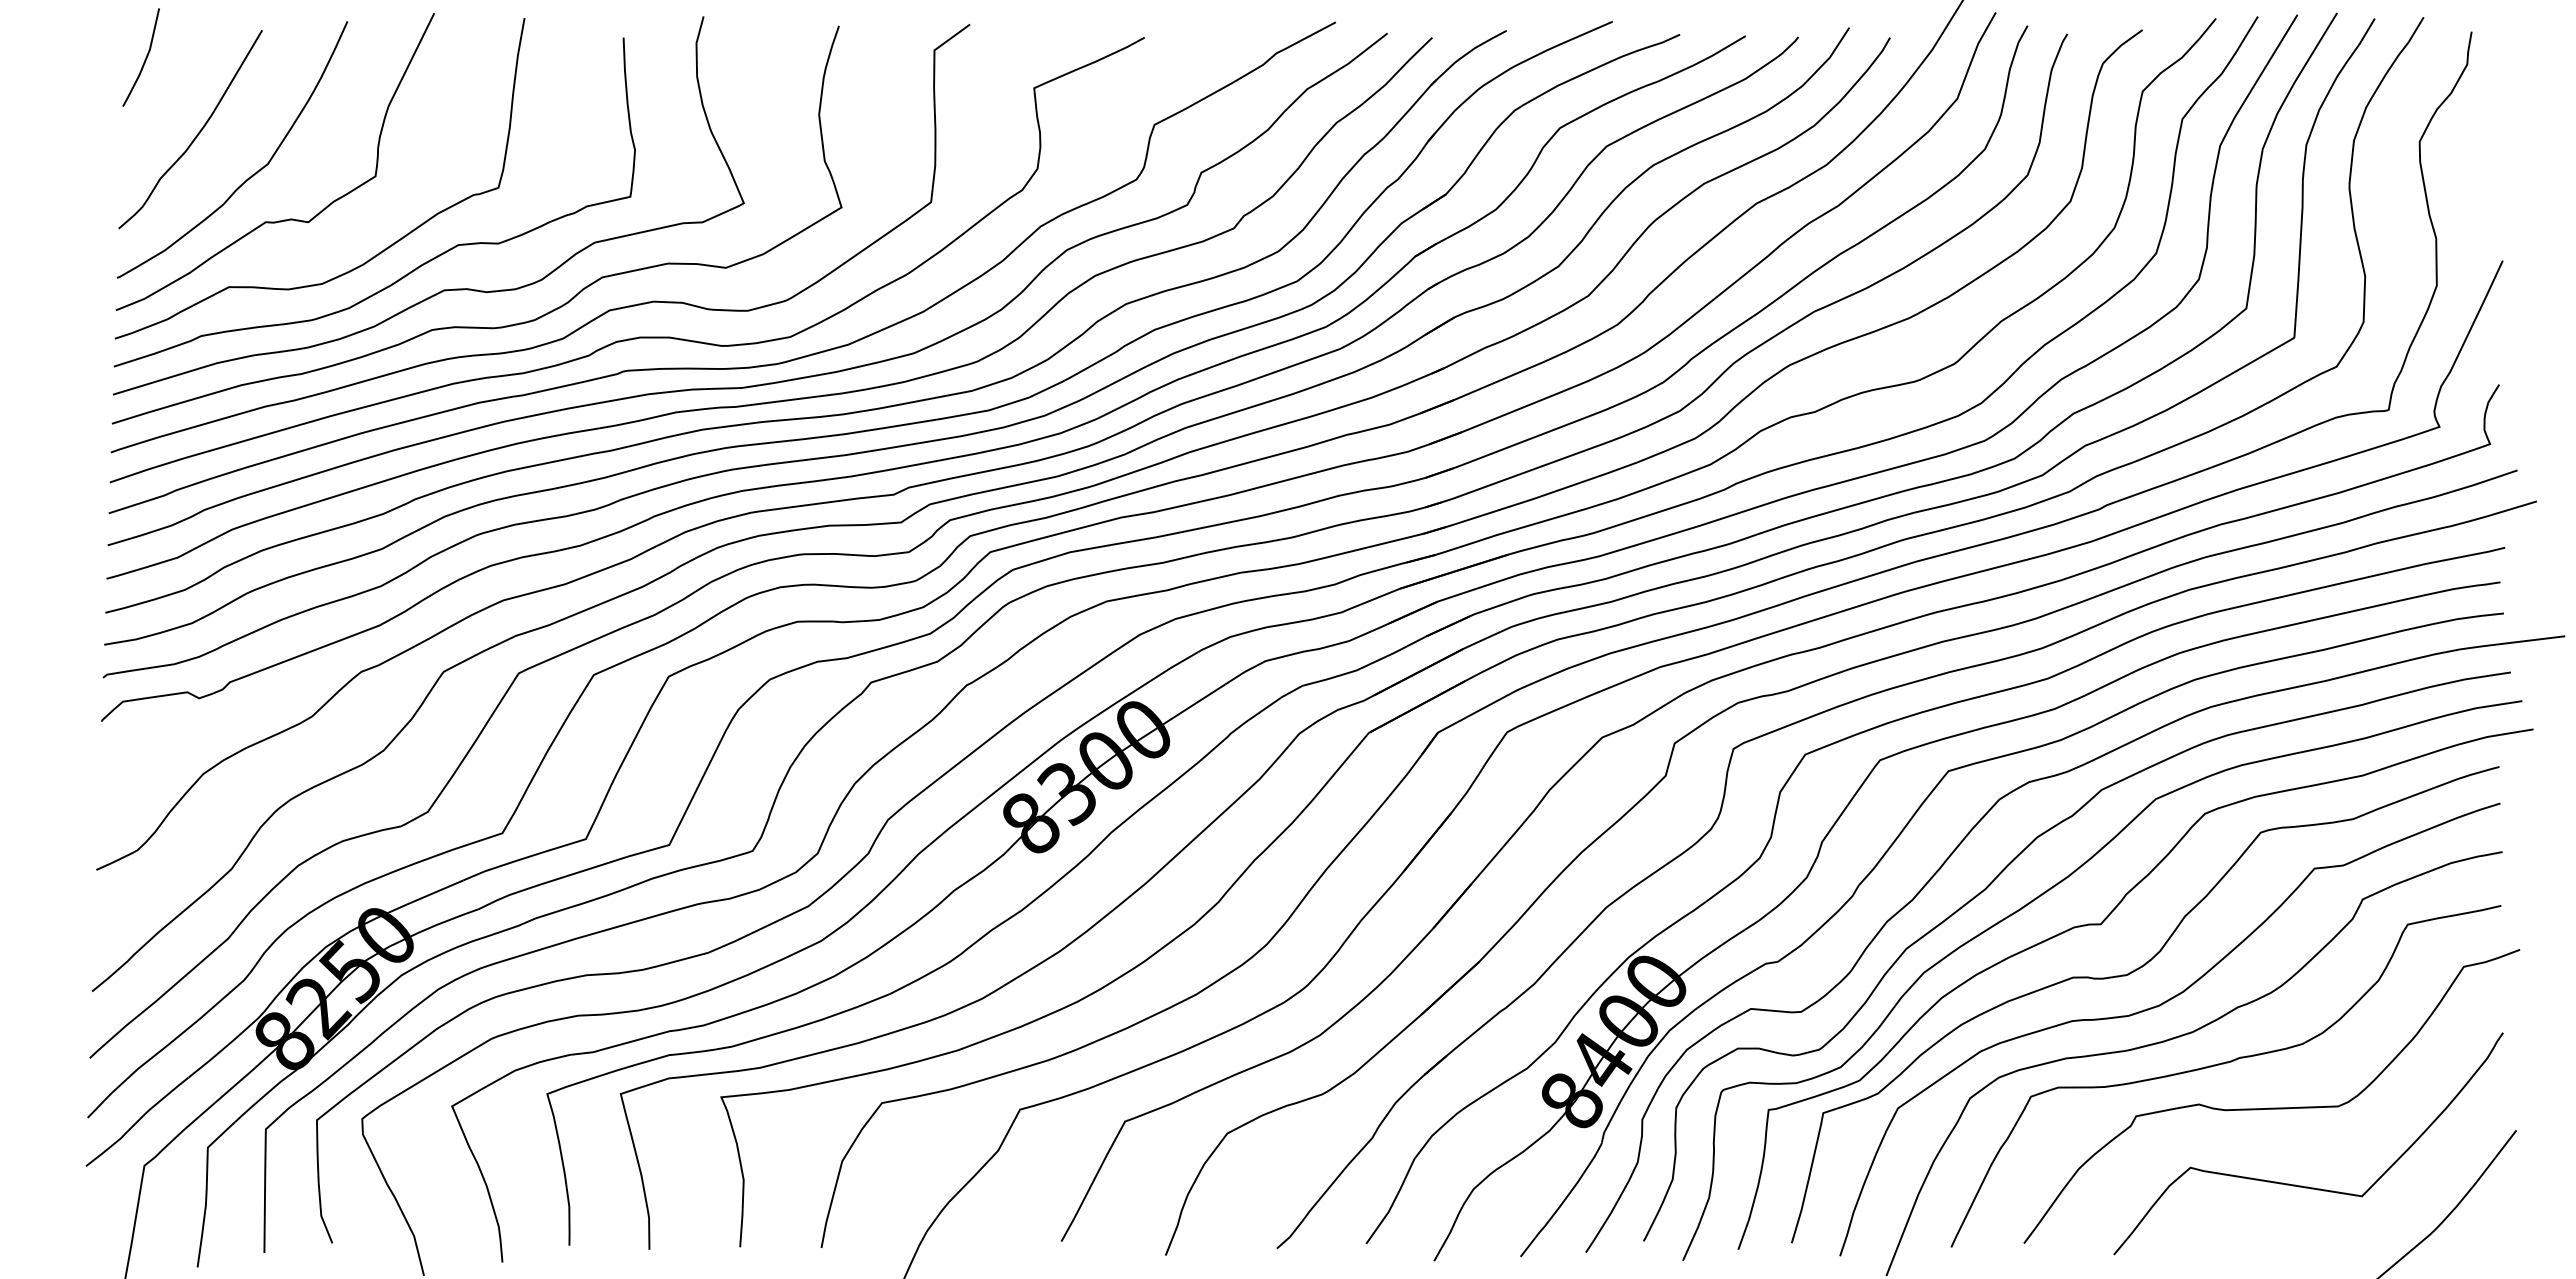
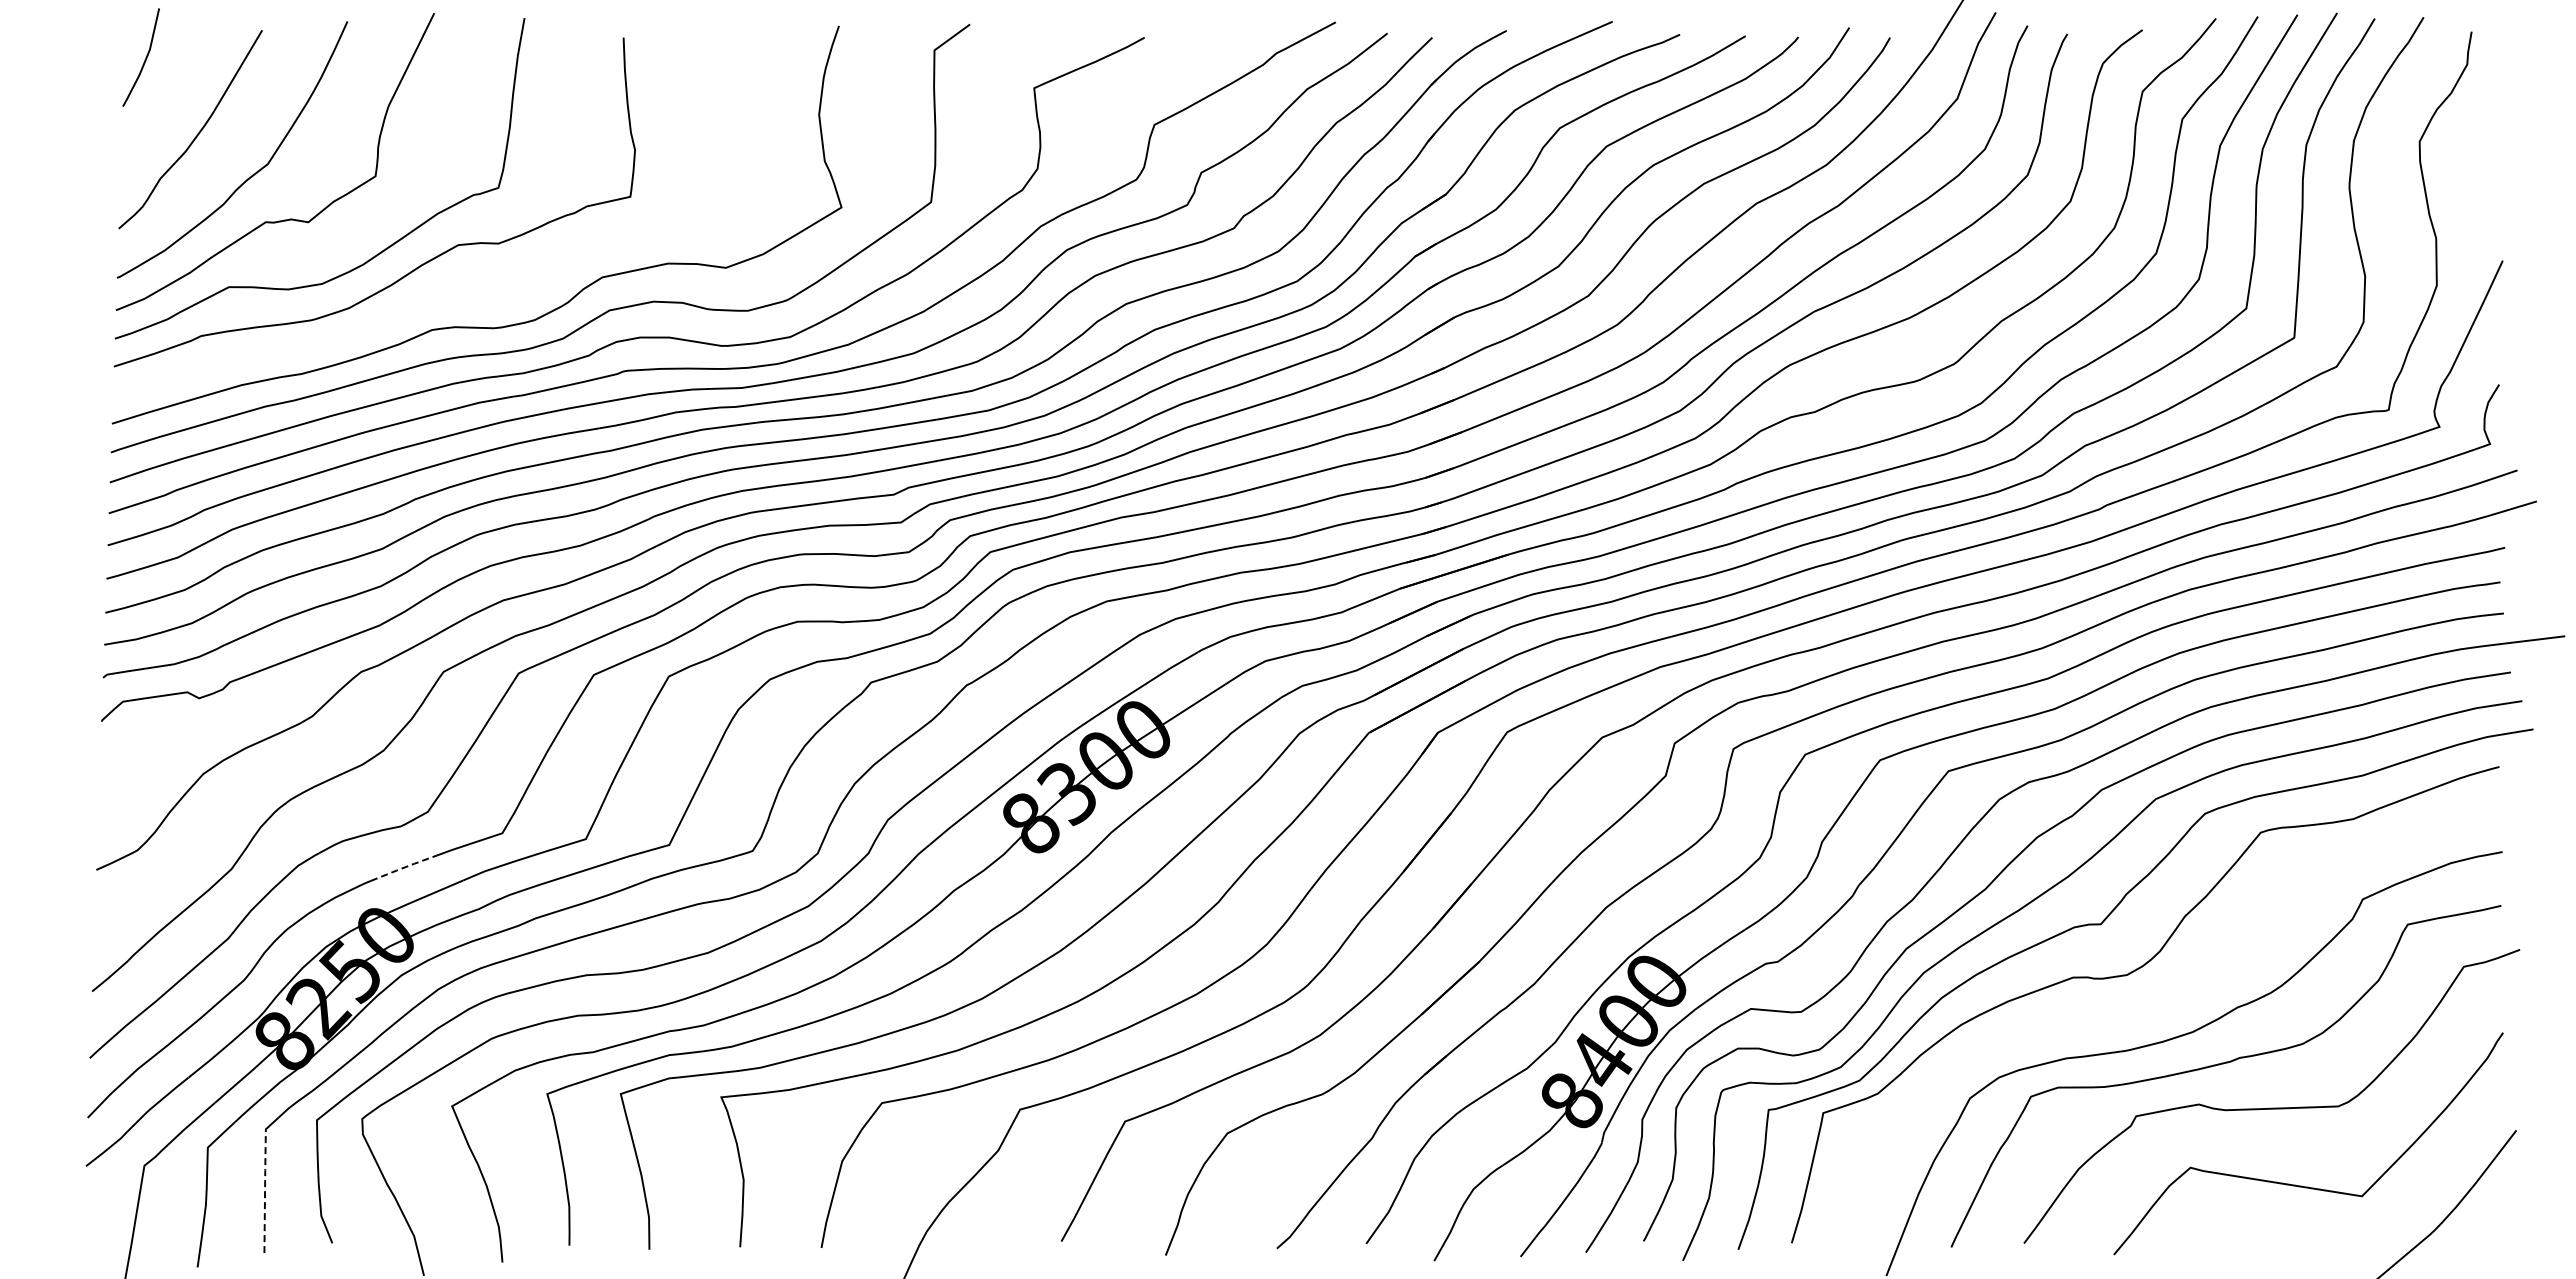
curve: present -> none (443, 289)
line: solid -> dashed (404, 867)
curve: present -> none (2157, 1007)
line: solid -> dashed (265, 1191)
